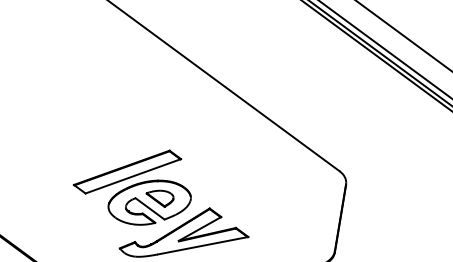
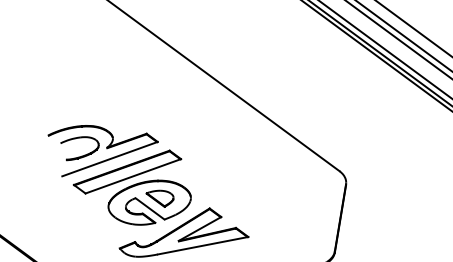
line: none -> present (413, 28)
line: none -> present (398, 39)
part: none -> present (102, 151)
